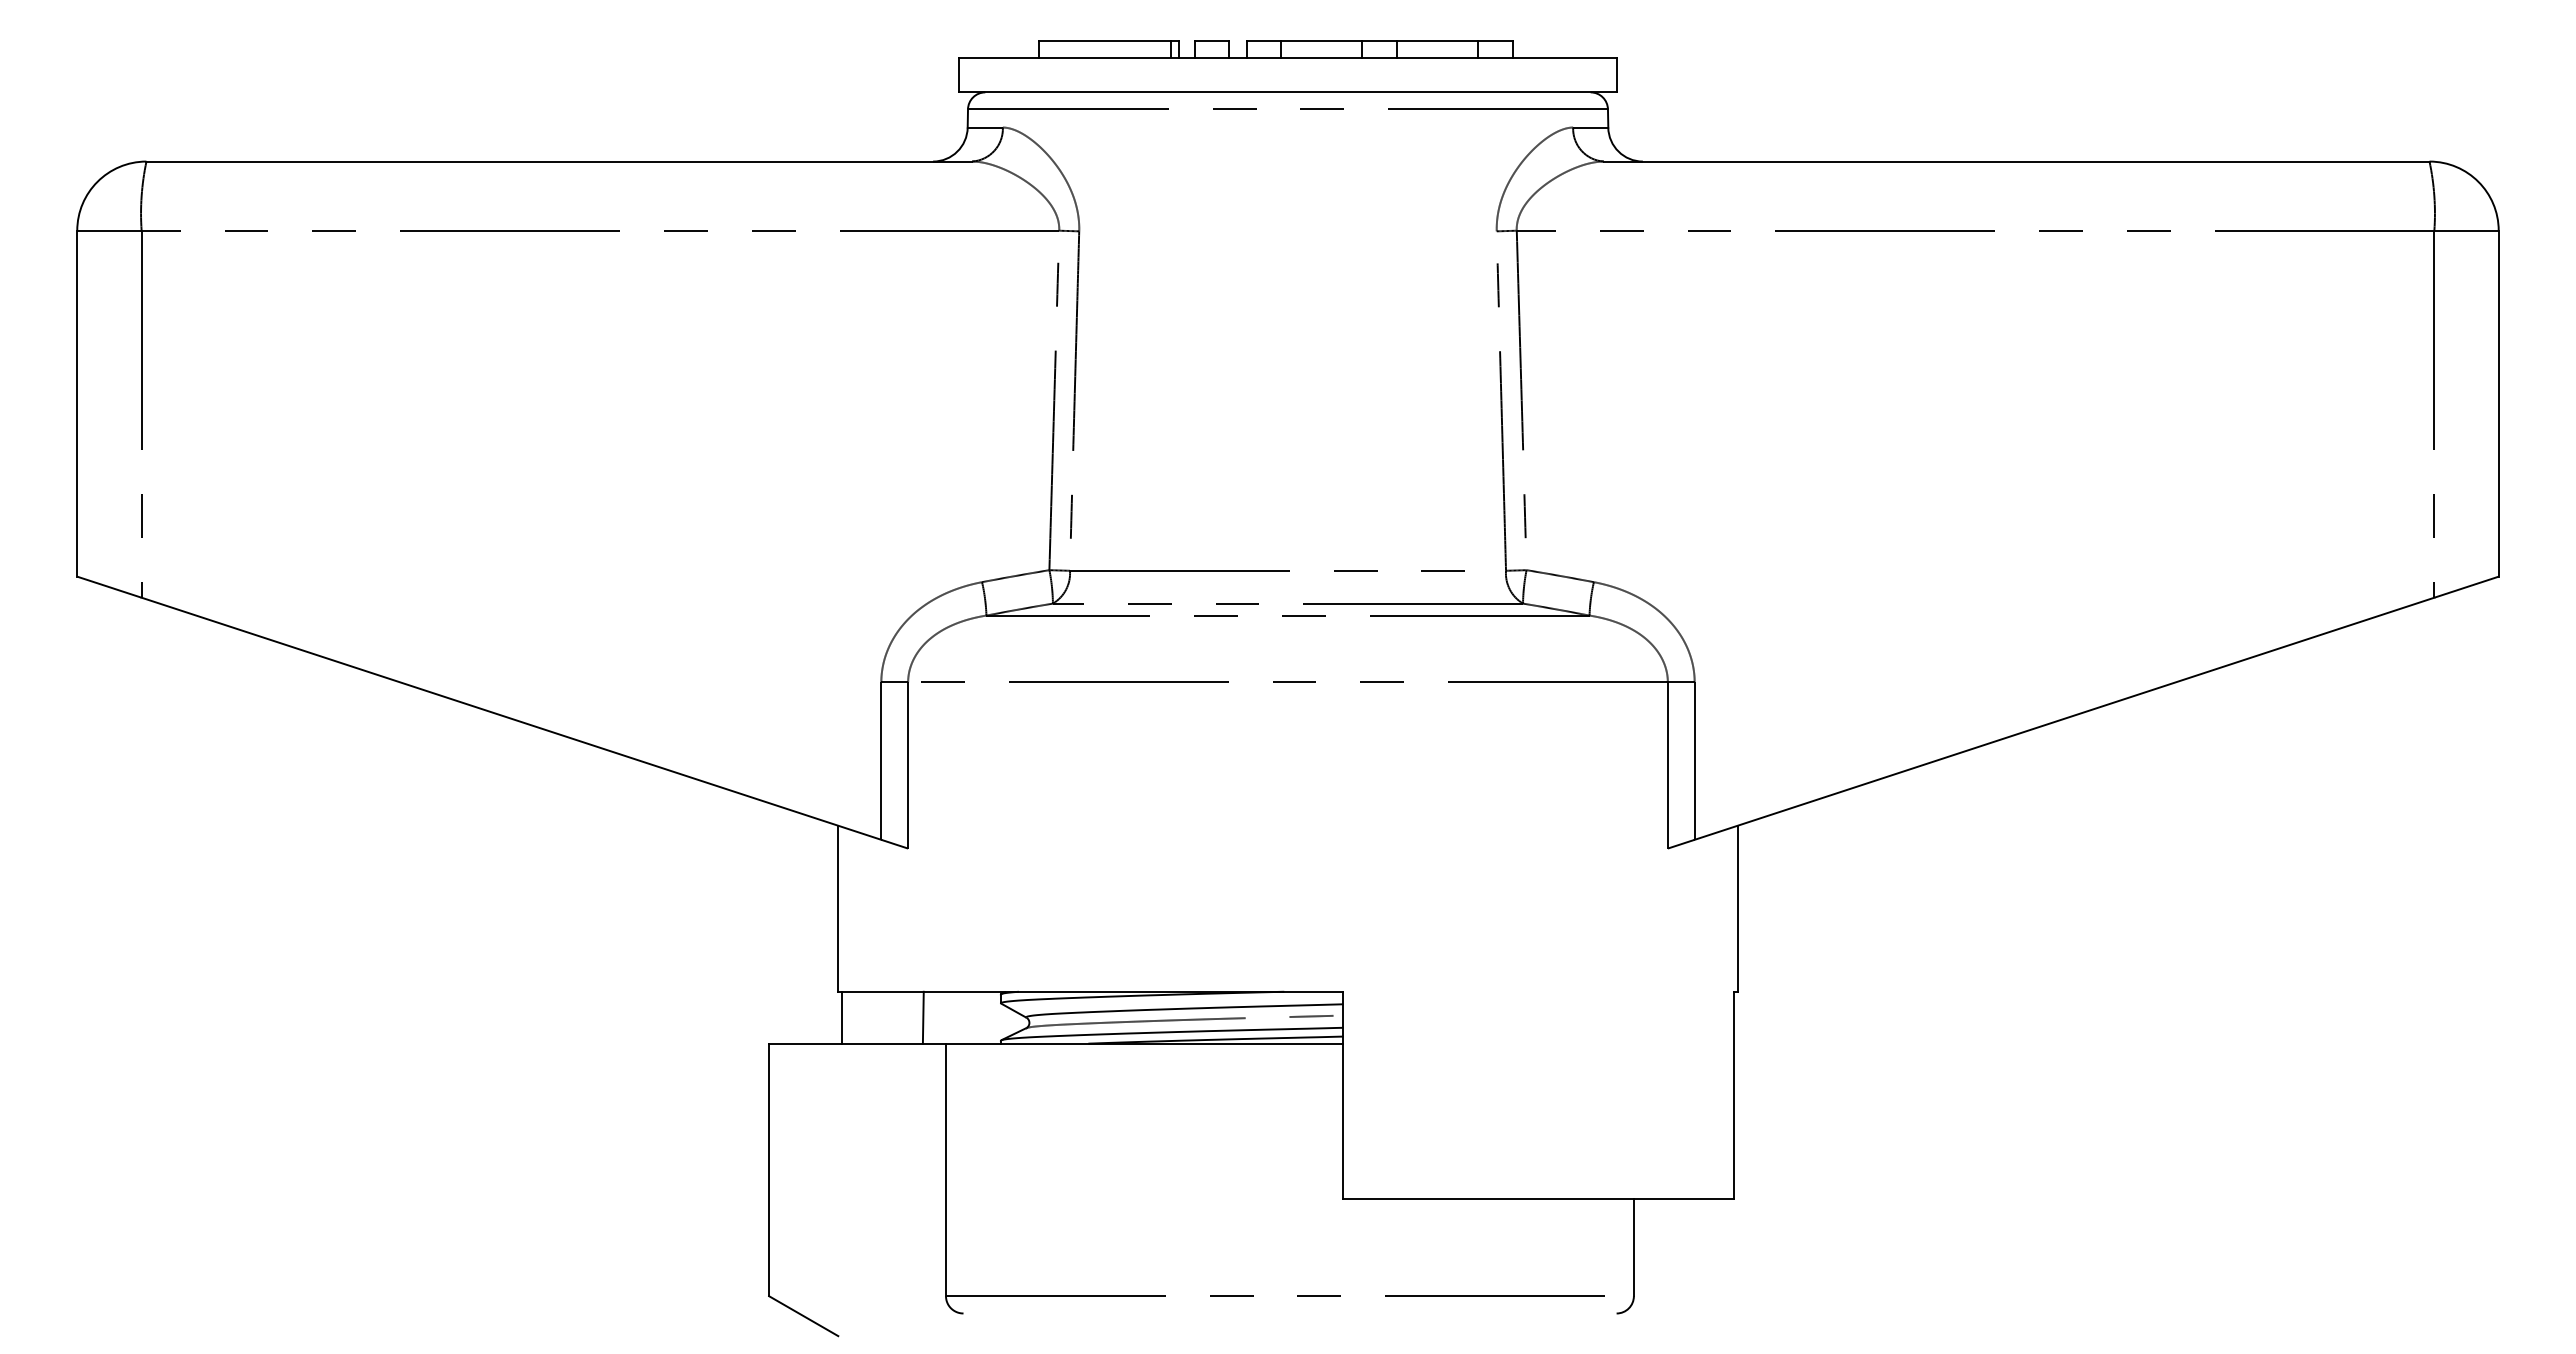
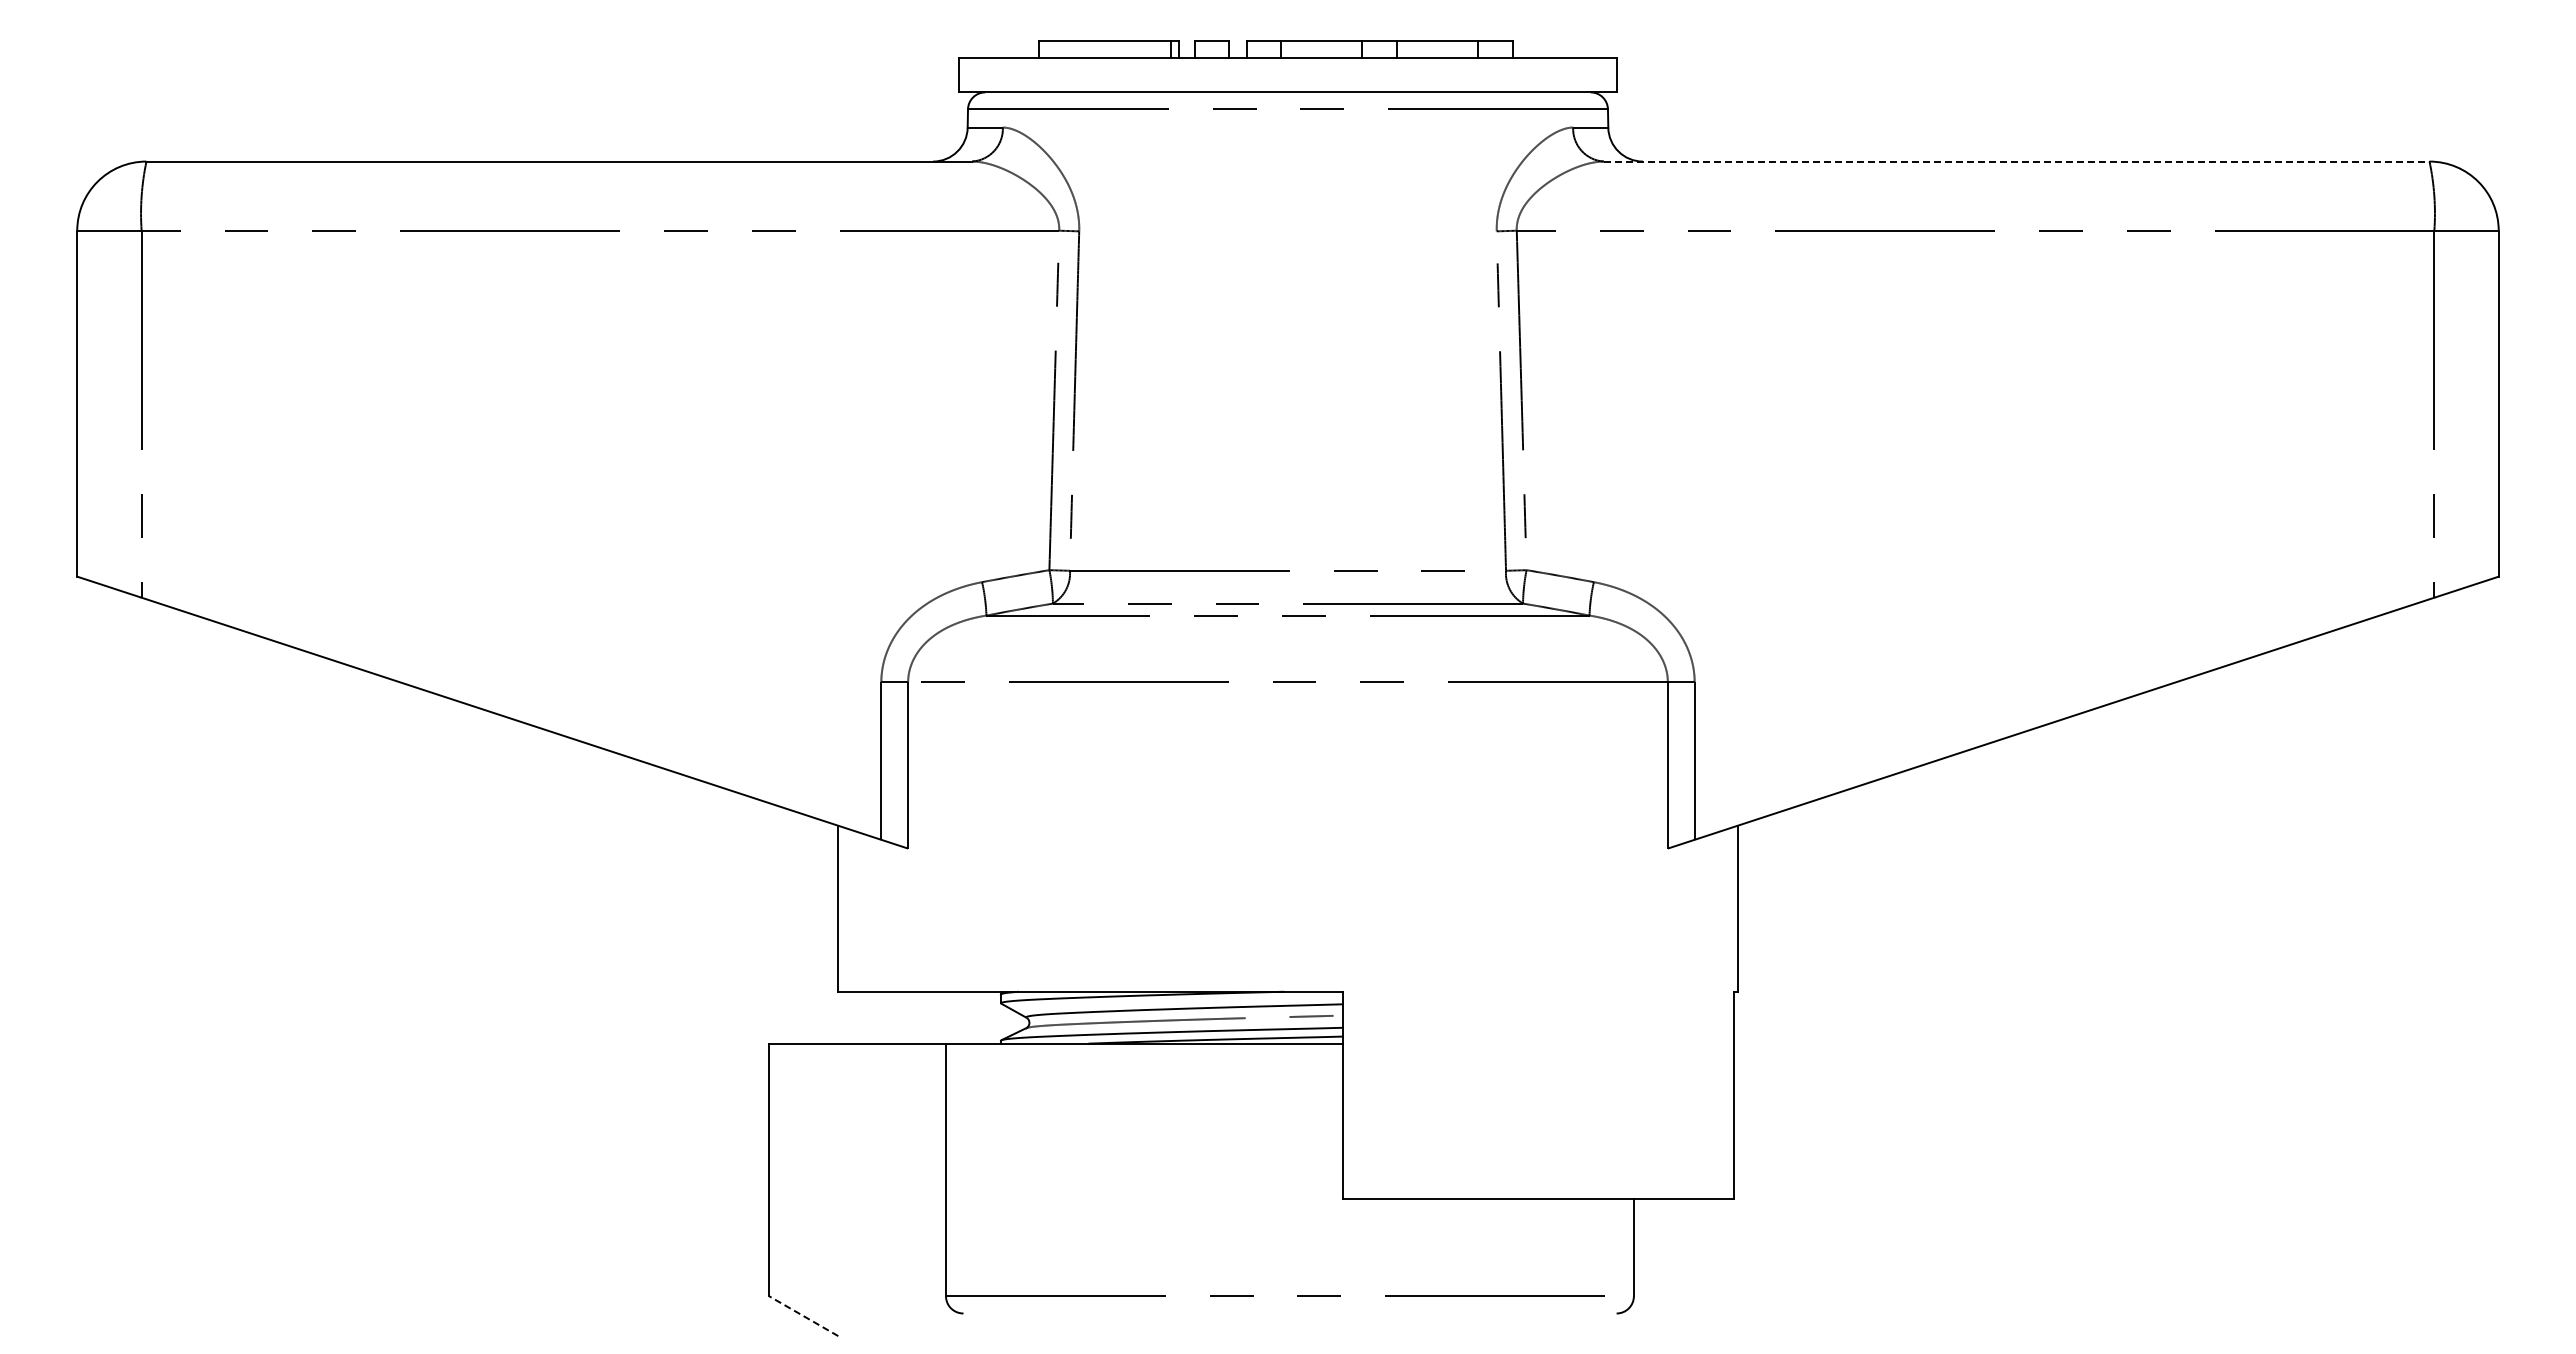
line: solid -> dashed (2016, 161)
line: present -> none (841, 1017)
line: present -> none (922, 1017)
line: solid -> dashed (803, 1316)
